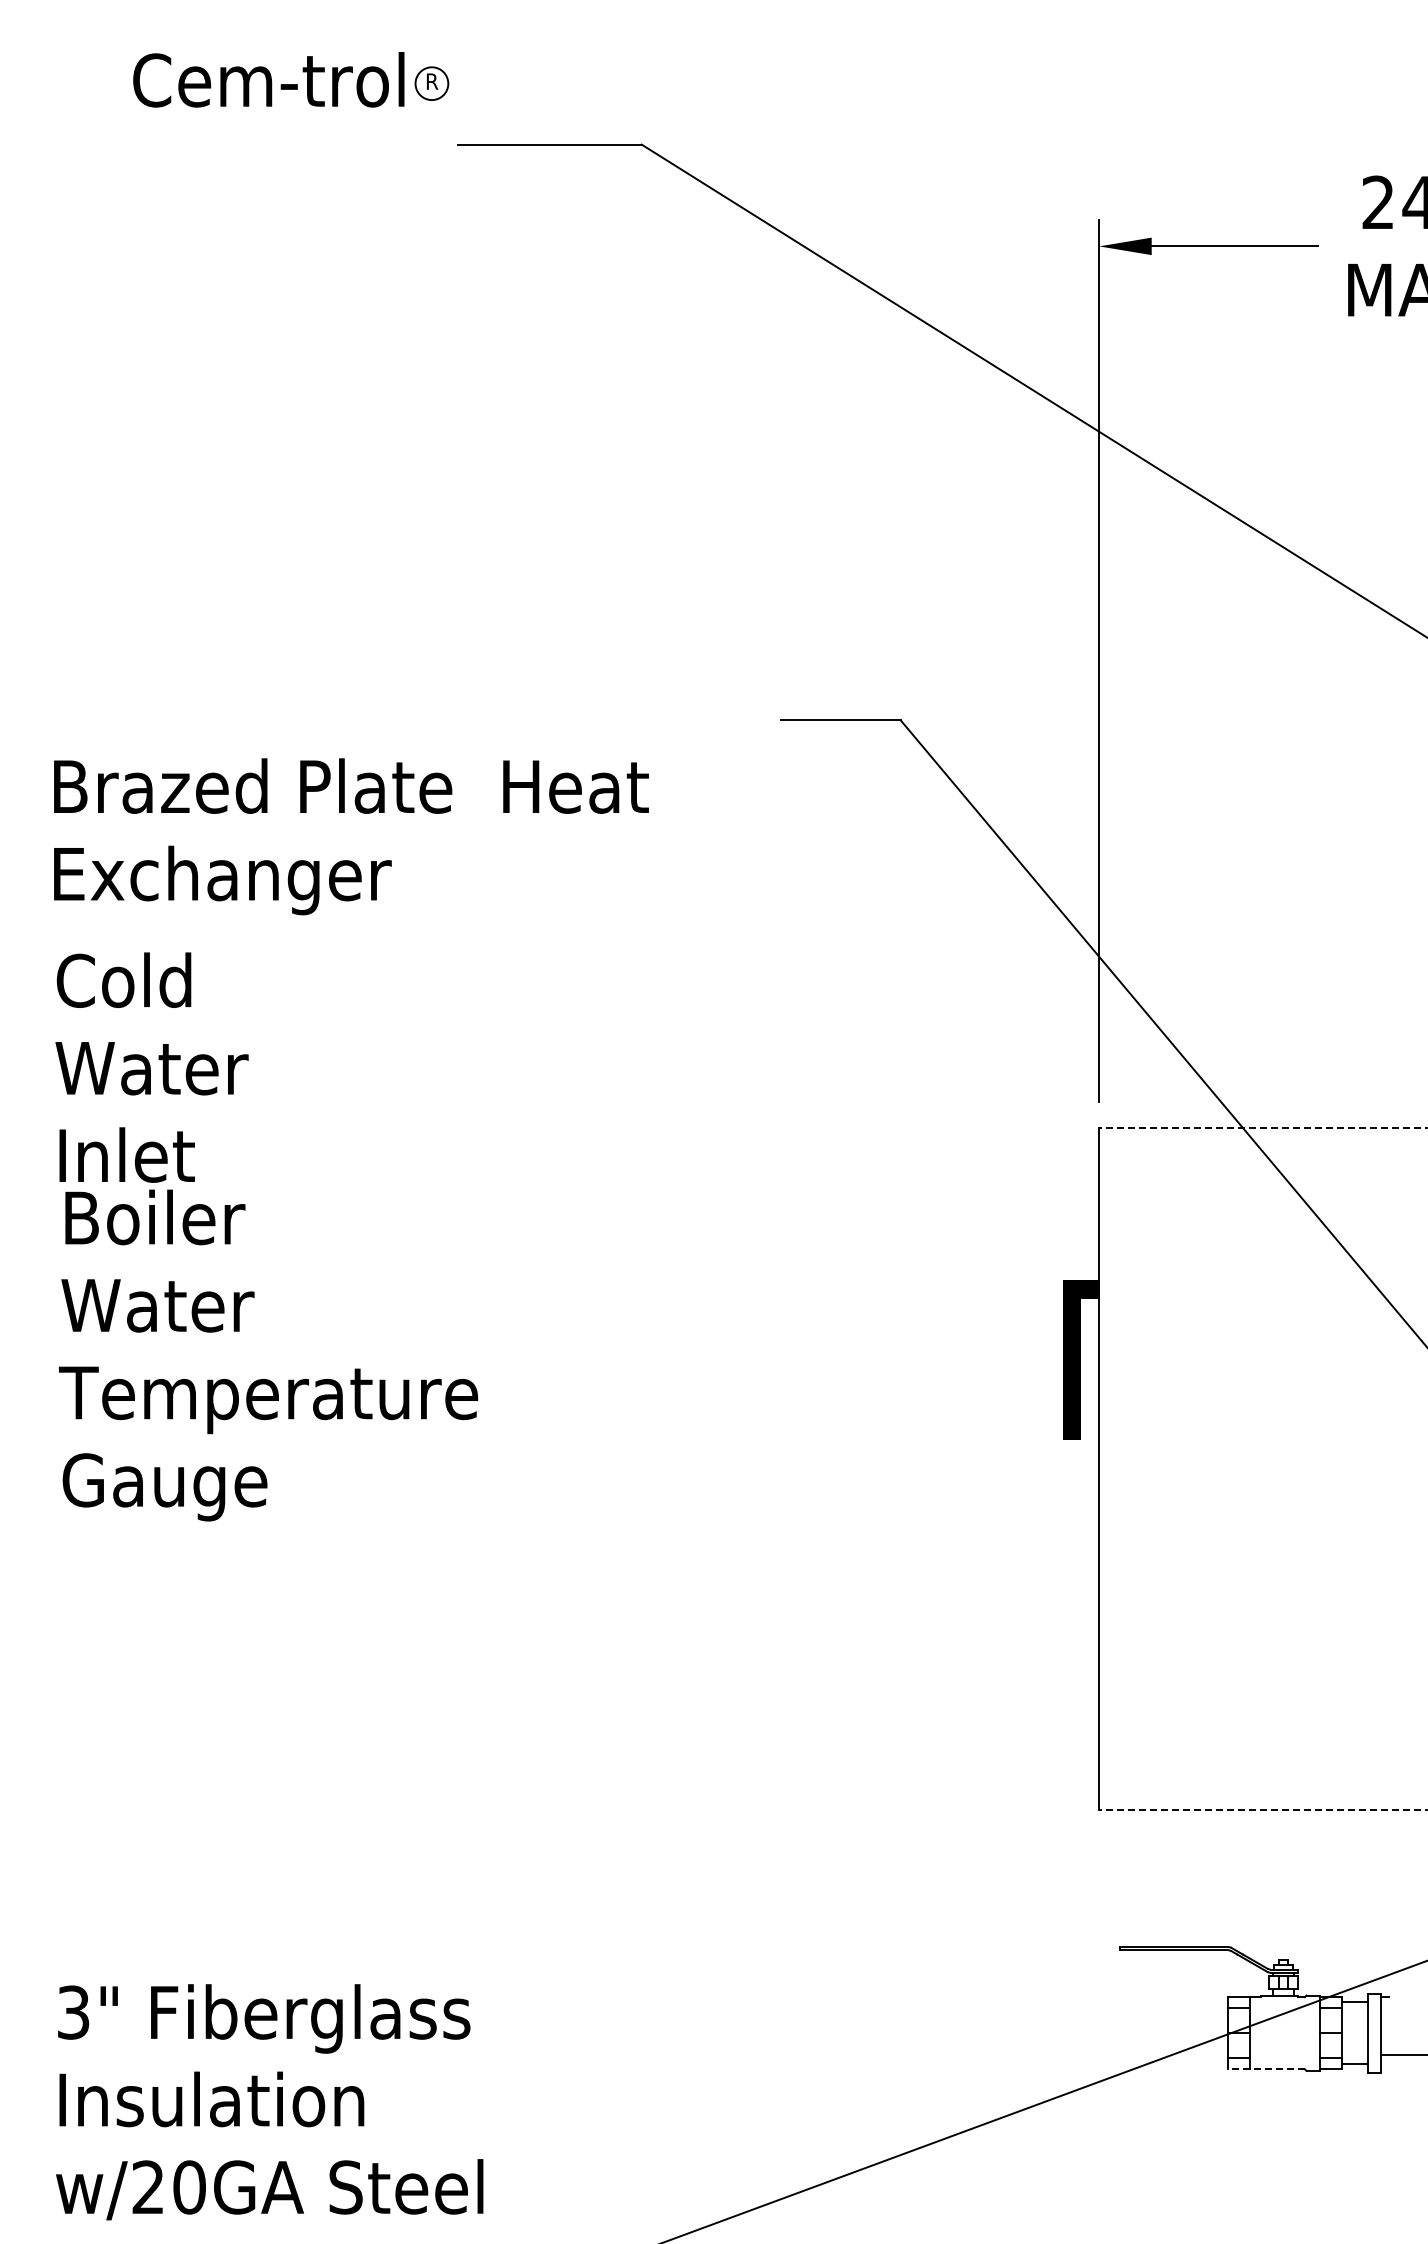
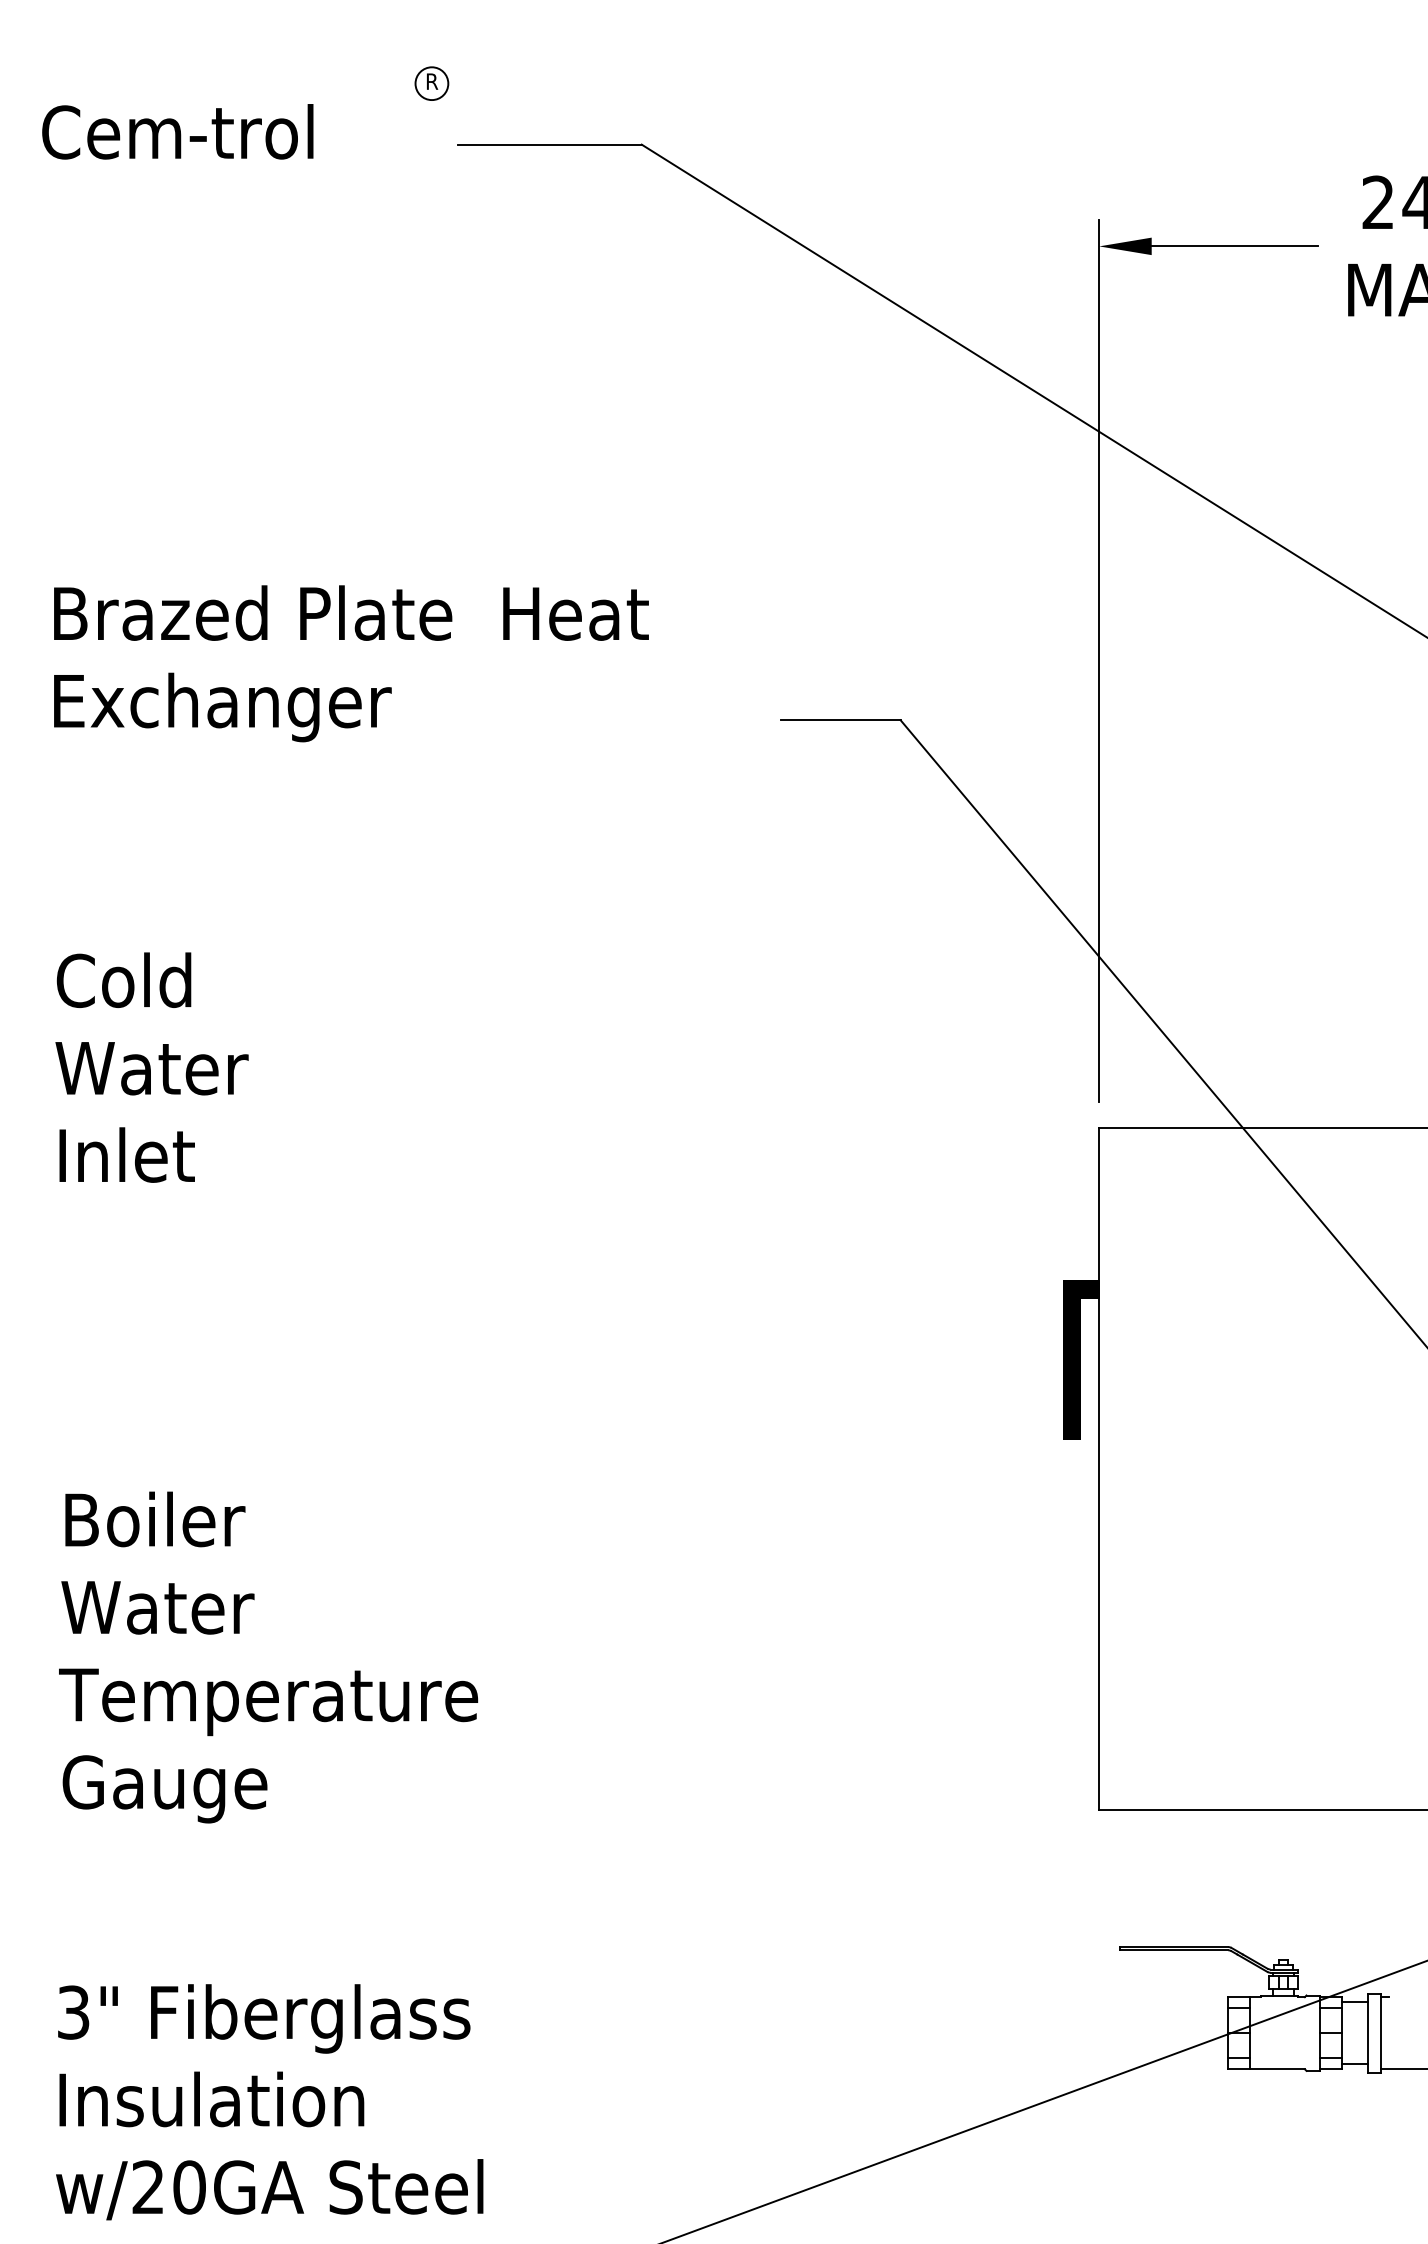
text position: (268, 79) -> (177, 131) (177, 131)
text position: (351, 836) -> (351, 663) (351, 663)
line: dashed -> solid (1263, 1128)
text position: (268, 1355) -> (268, 1657) (268, 1657)
line: dashed -> solid (1263, 1810)
line position: (1402, 2055) -> (1402, 2069) (1402, 2069)
line: dashed -> solid (1266, 2069)
